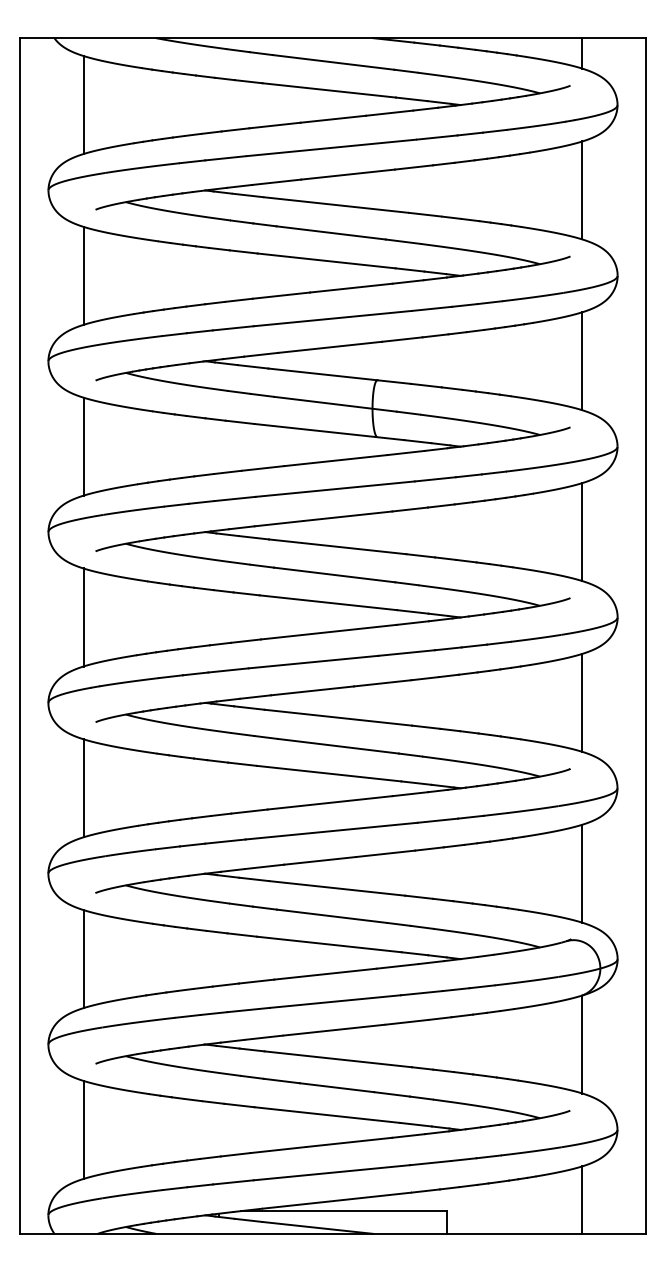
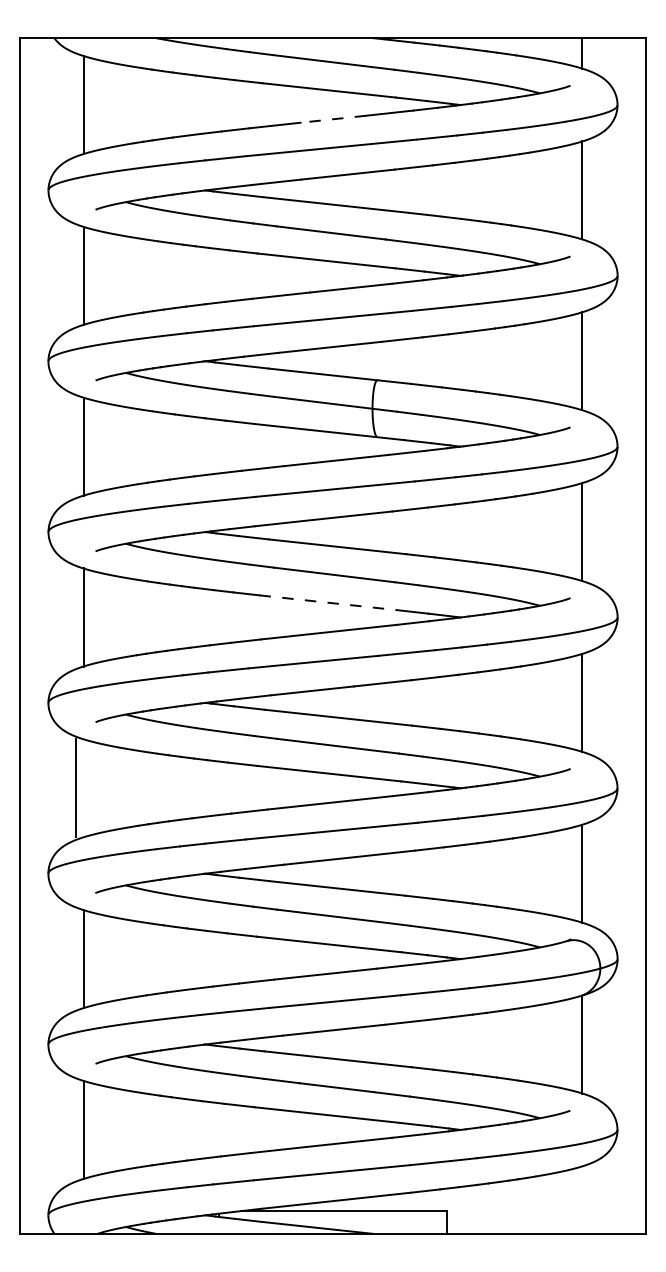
line: solid -> dashed (333, 119)
line: solid -> dashed (328, 602)
line position: (83, 788) -> (75, 788) (75, 788)
line: present -> none (582, 1199)
